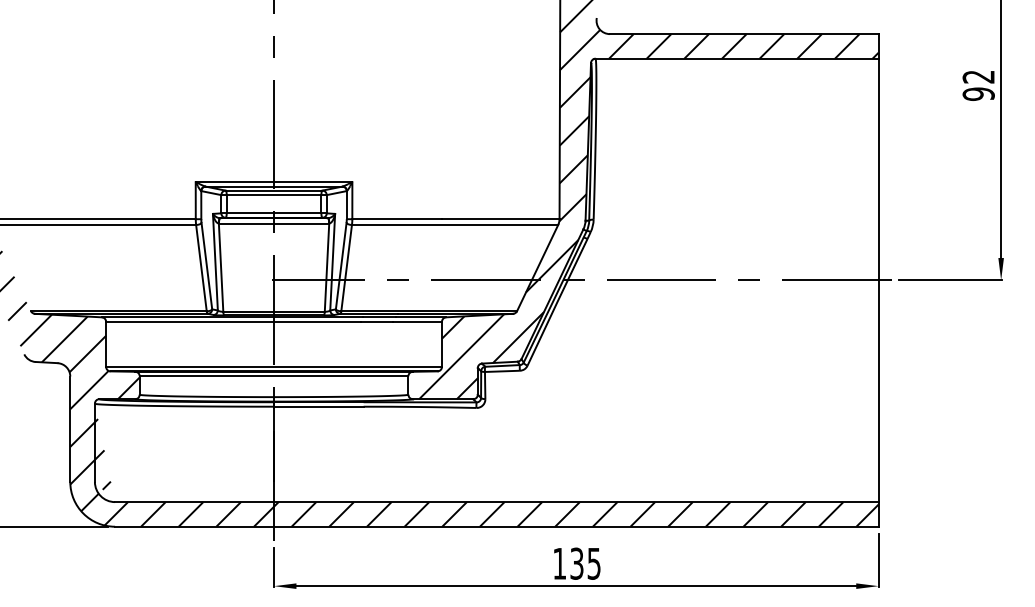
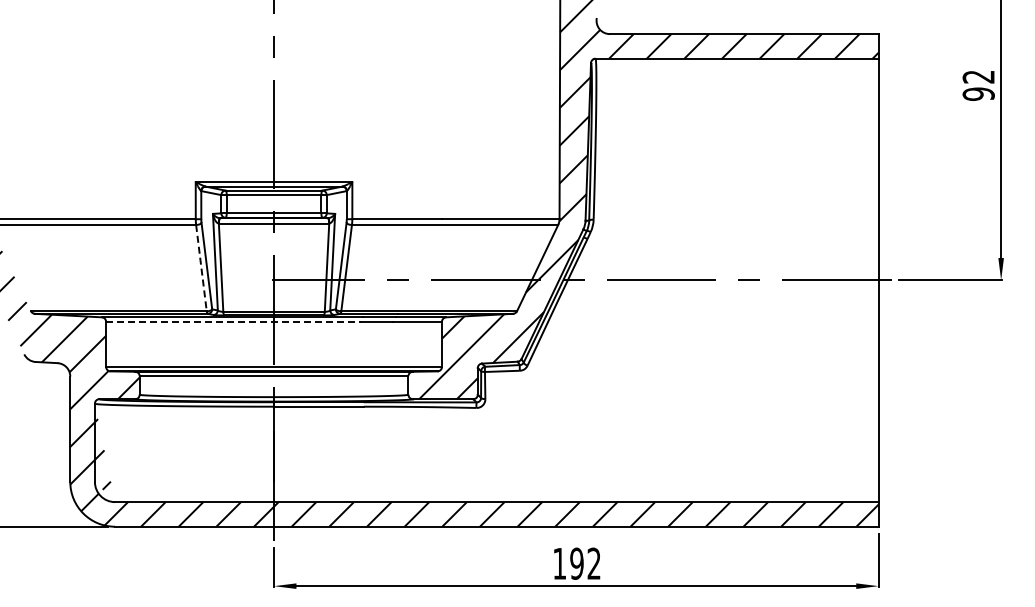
line: solid -> dashed (201, 268)
line: solid -> dashed (234, 321)
text: 135 -> 192 (585, 563)
